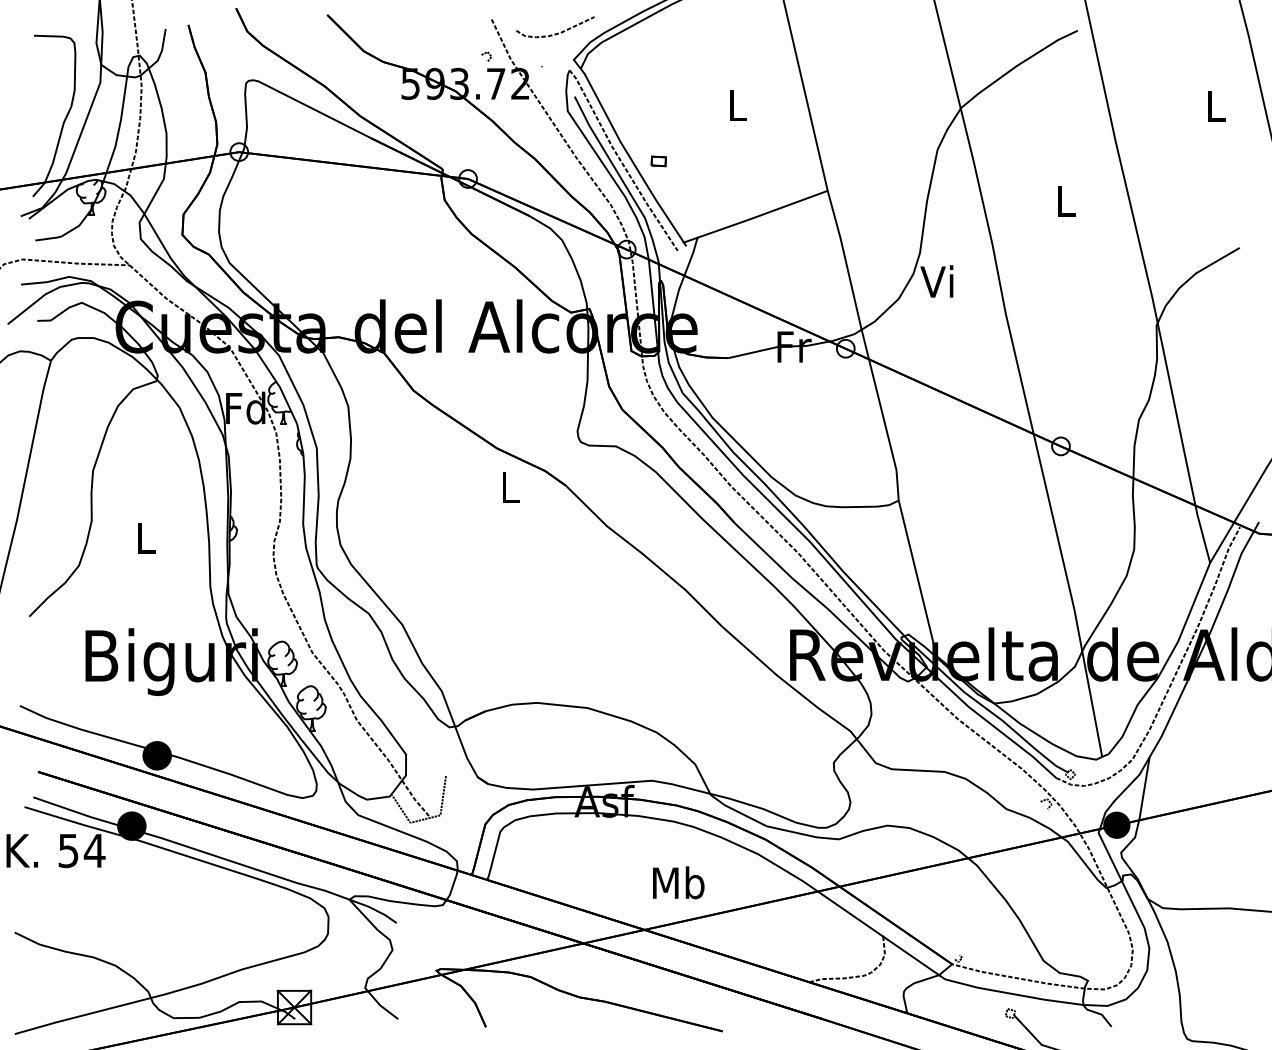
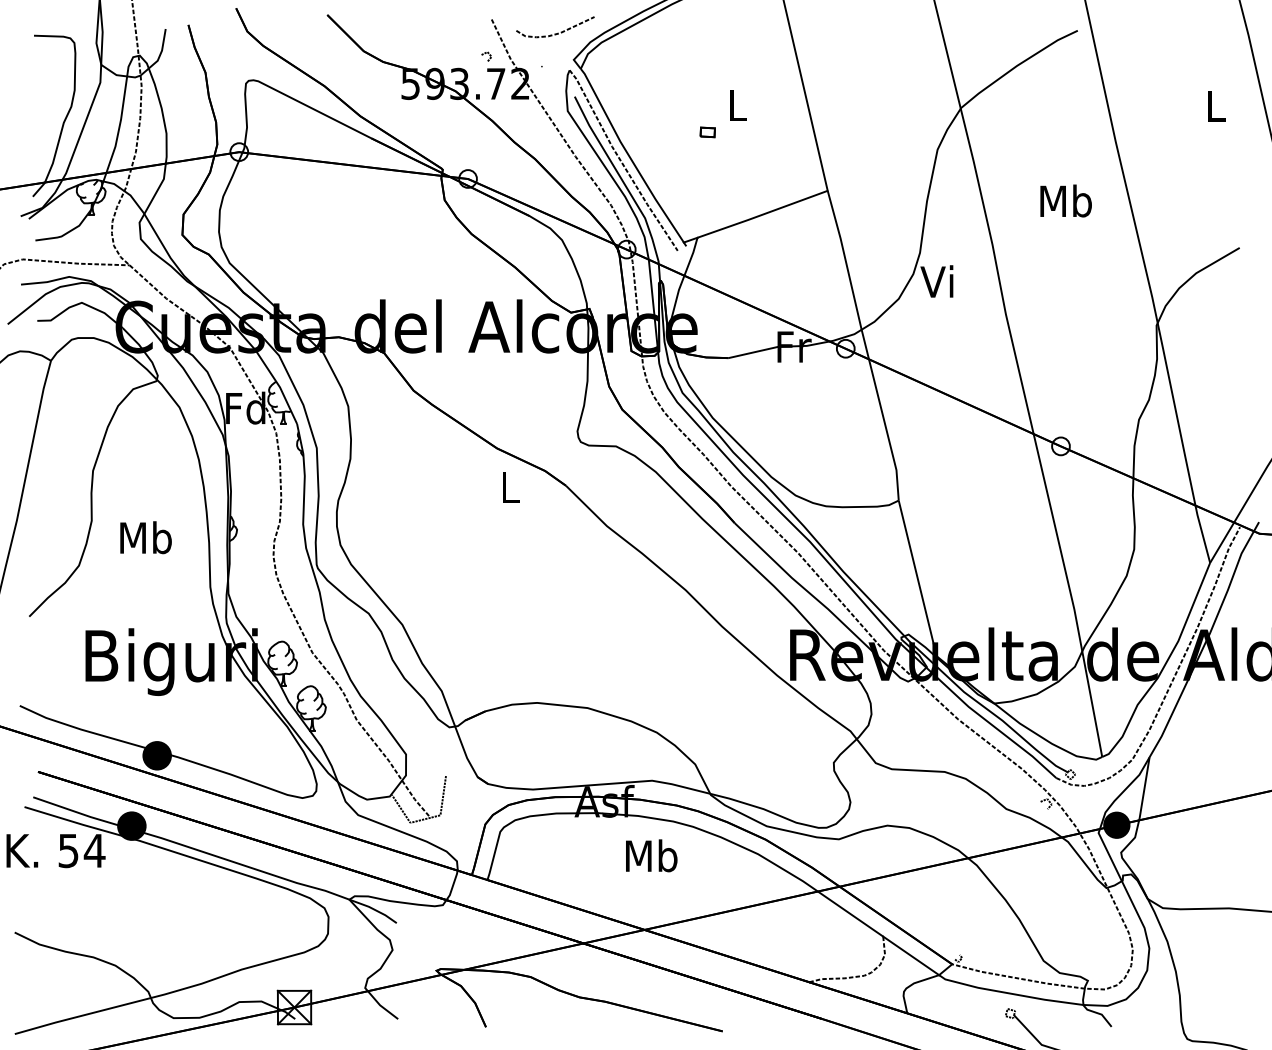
part position: (658, 161) -> (707, 132) (707, 132)
text: L -> Mb (1065, 200)
text: L -> Mb (145, 537)
text position: (678, 882) -> (651, 855) (651, 855)
